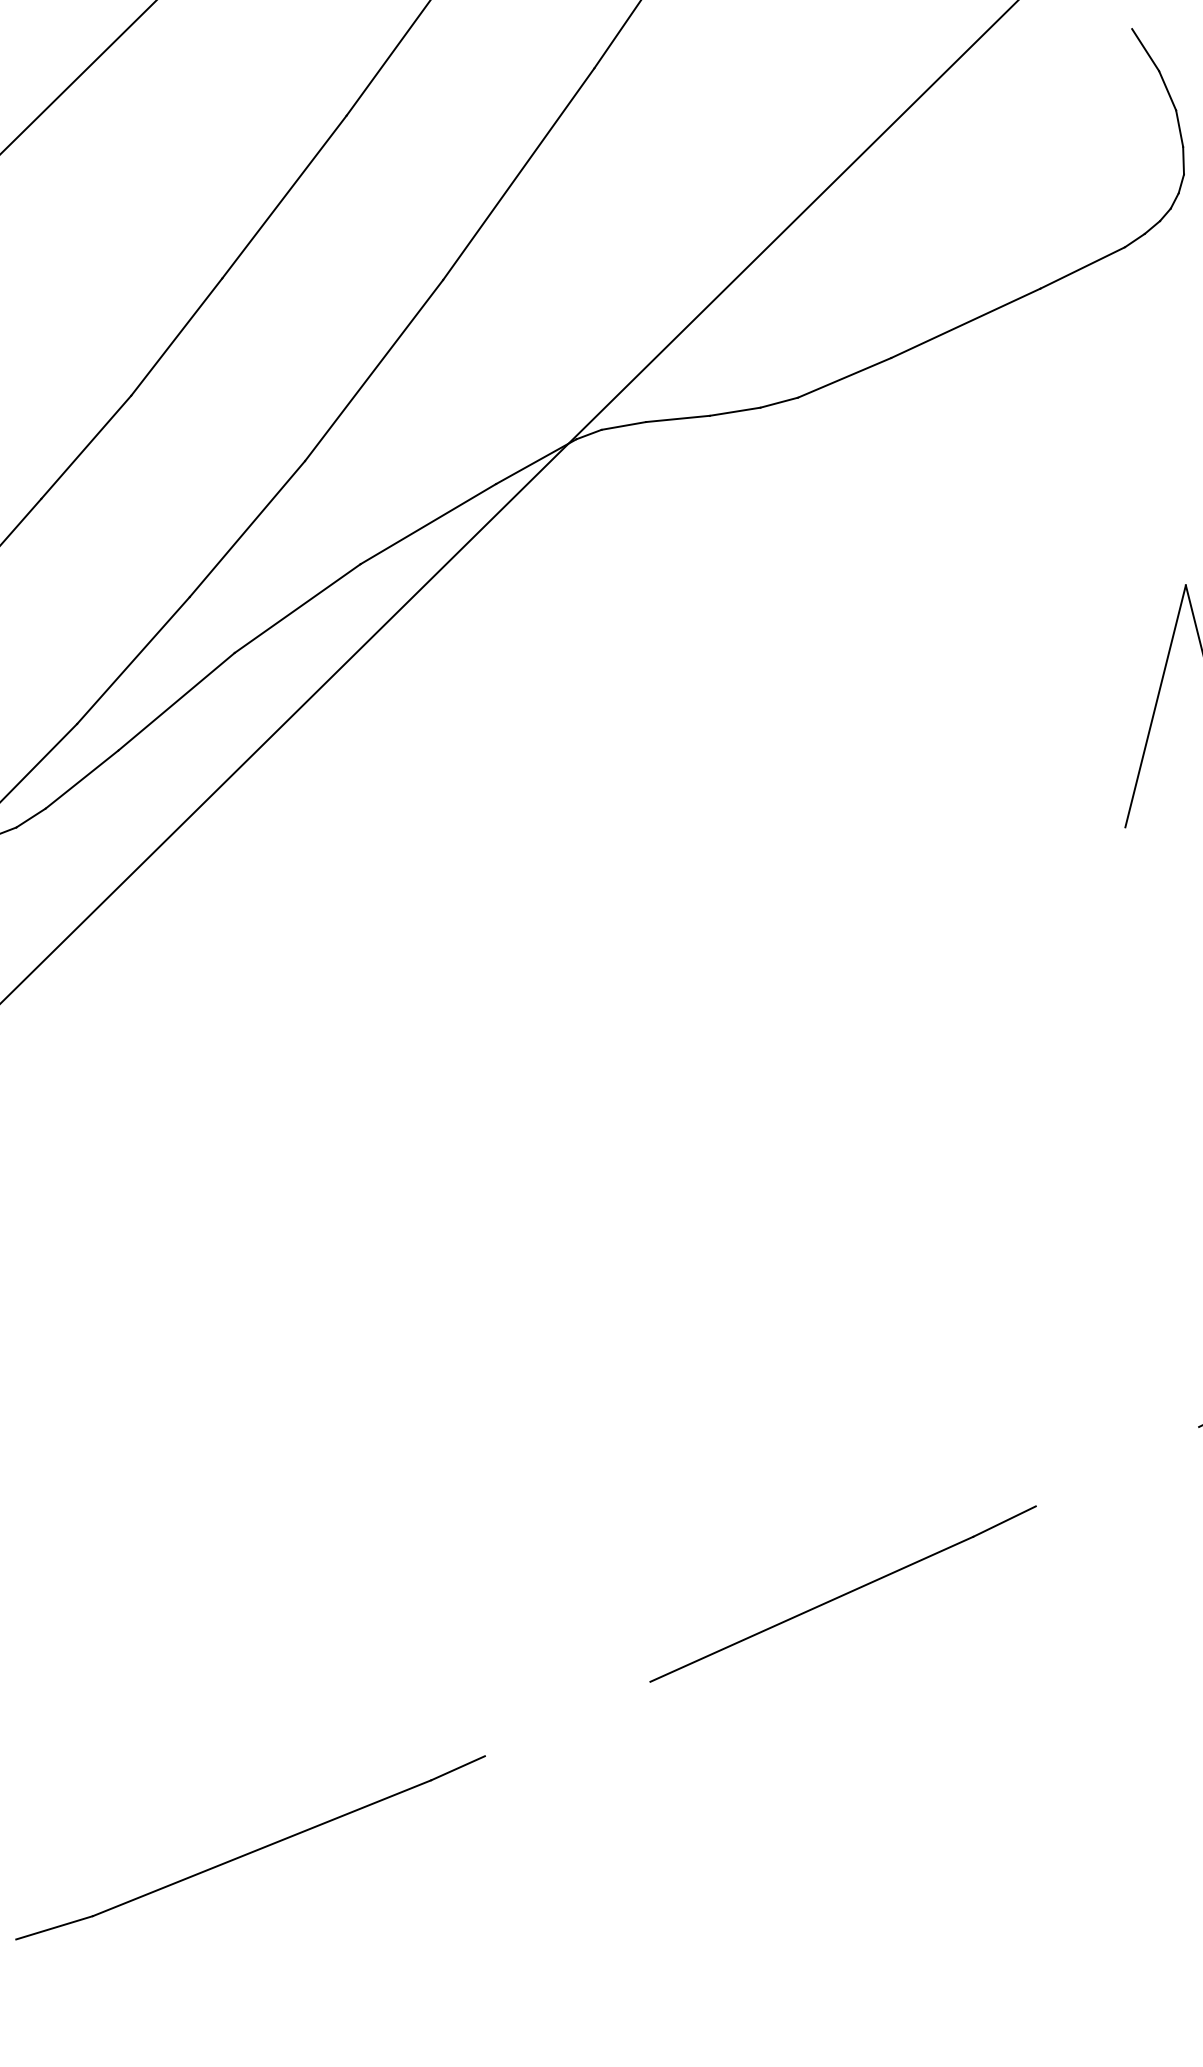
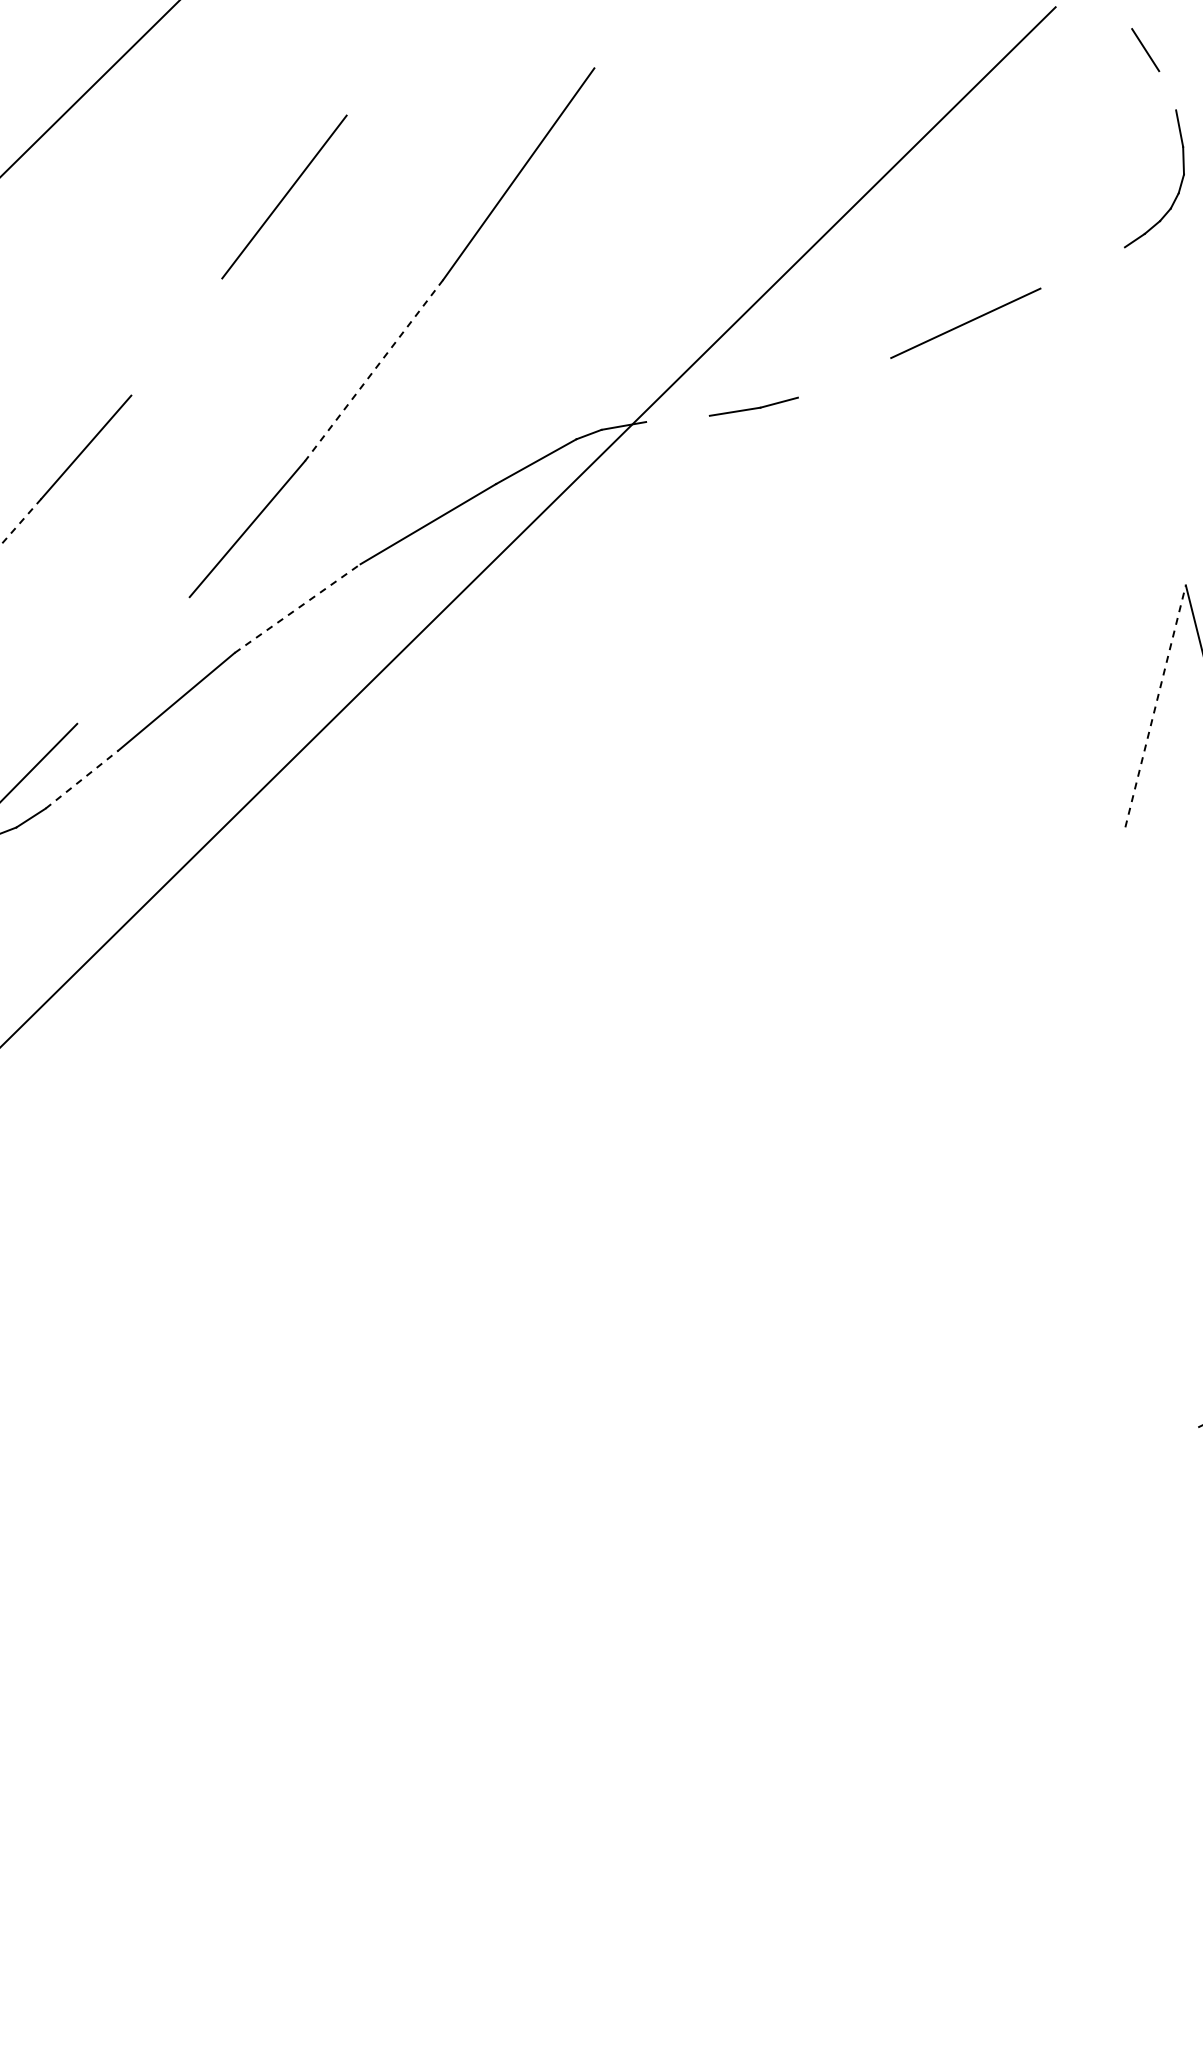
line: present -> none (616, 35)
line: present -> none (387, 58)
line position: (78, 77) -> (90, 88) (90, 88)
line: present -> none (1167, 90)
line: present -> none (1082, 267)
line: present -> none (176, 336)
line: solid -> dashed (374, 370)
line: present -> none (844, 377)
line: present -> none (677, 418)
line position: (509, 501) -> (528, 526) (528, 526)
line: solid -> dashed (20, 522)
line: solid -> dashed (297, 608)
line: present -> none (133, 660)
line: solid -> dashed (1155, 706)
line: solid -> dashed (82, 779)
part: present -> none (842, 1593)
part: present -> none (250, 1847)
